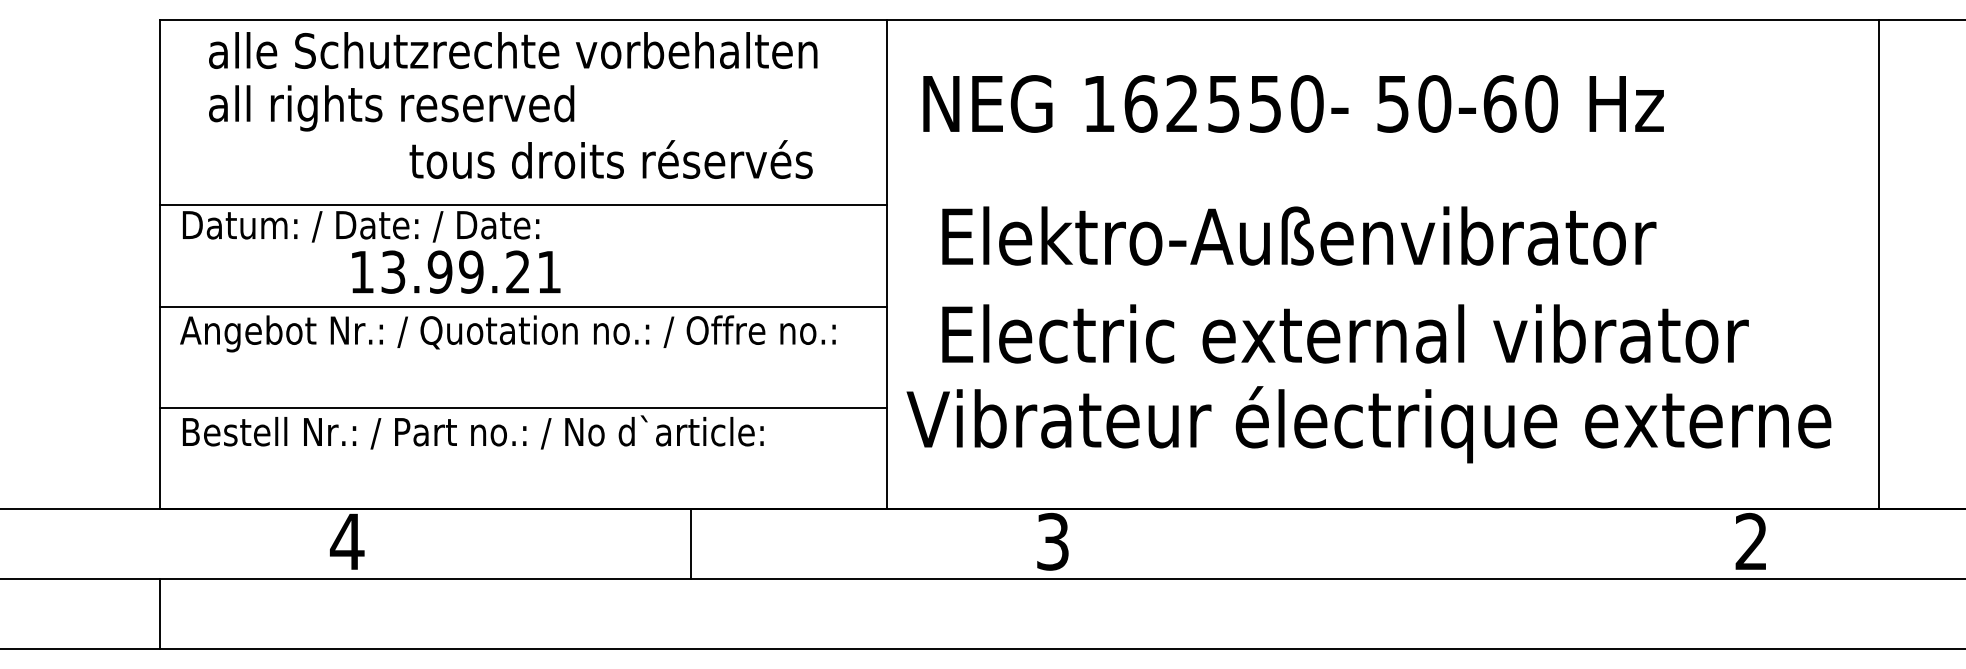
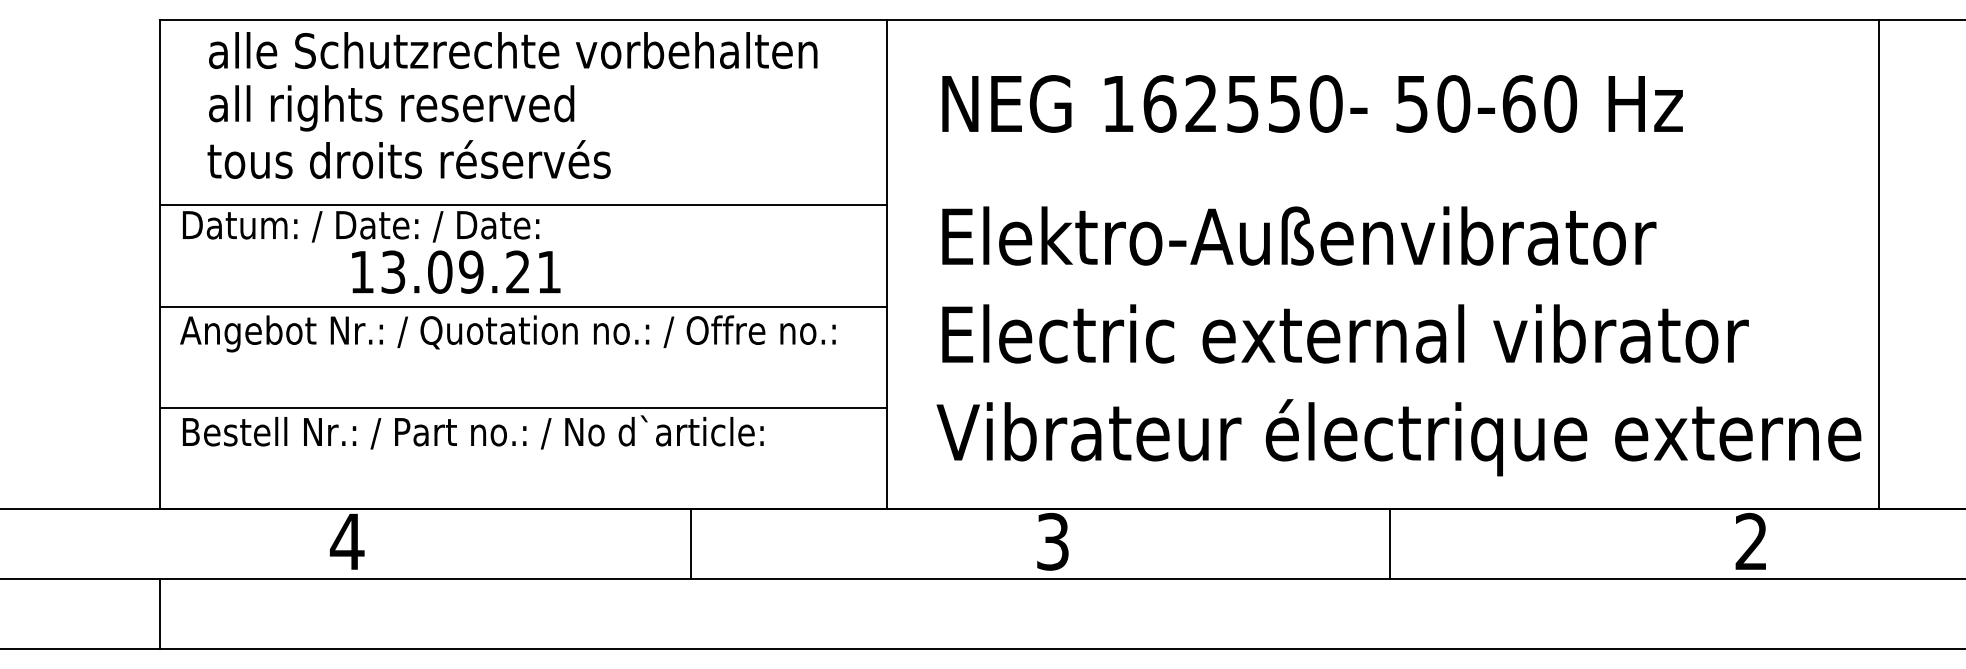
text position: (1293, 103) -> (1312, 103) (1312, 103)
text position: (610, 159) -> (408, 159) (408, 159)
text: 13.99.21 -> 13.09.21 (439, 271)
text position: (1368, 424) -> (1398, 437) (1398, 437)
line: none -> present (1389, 544)
